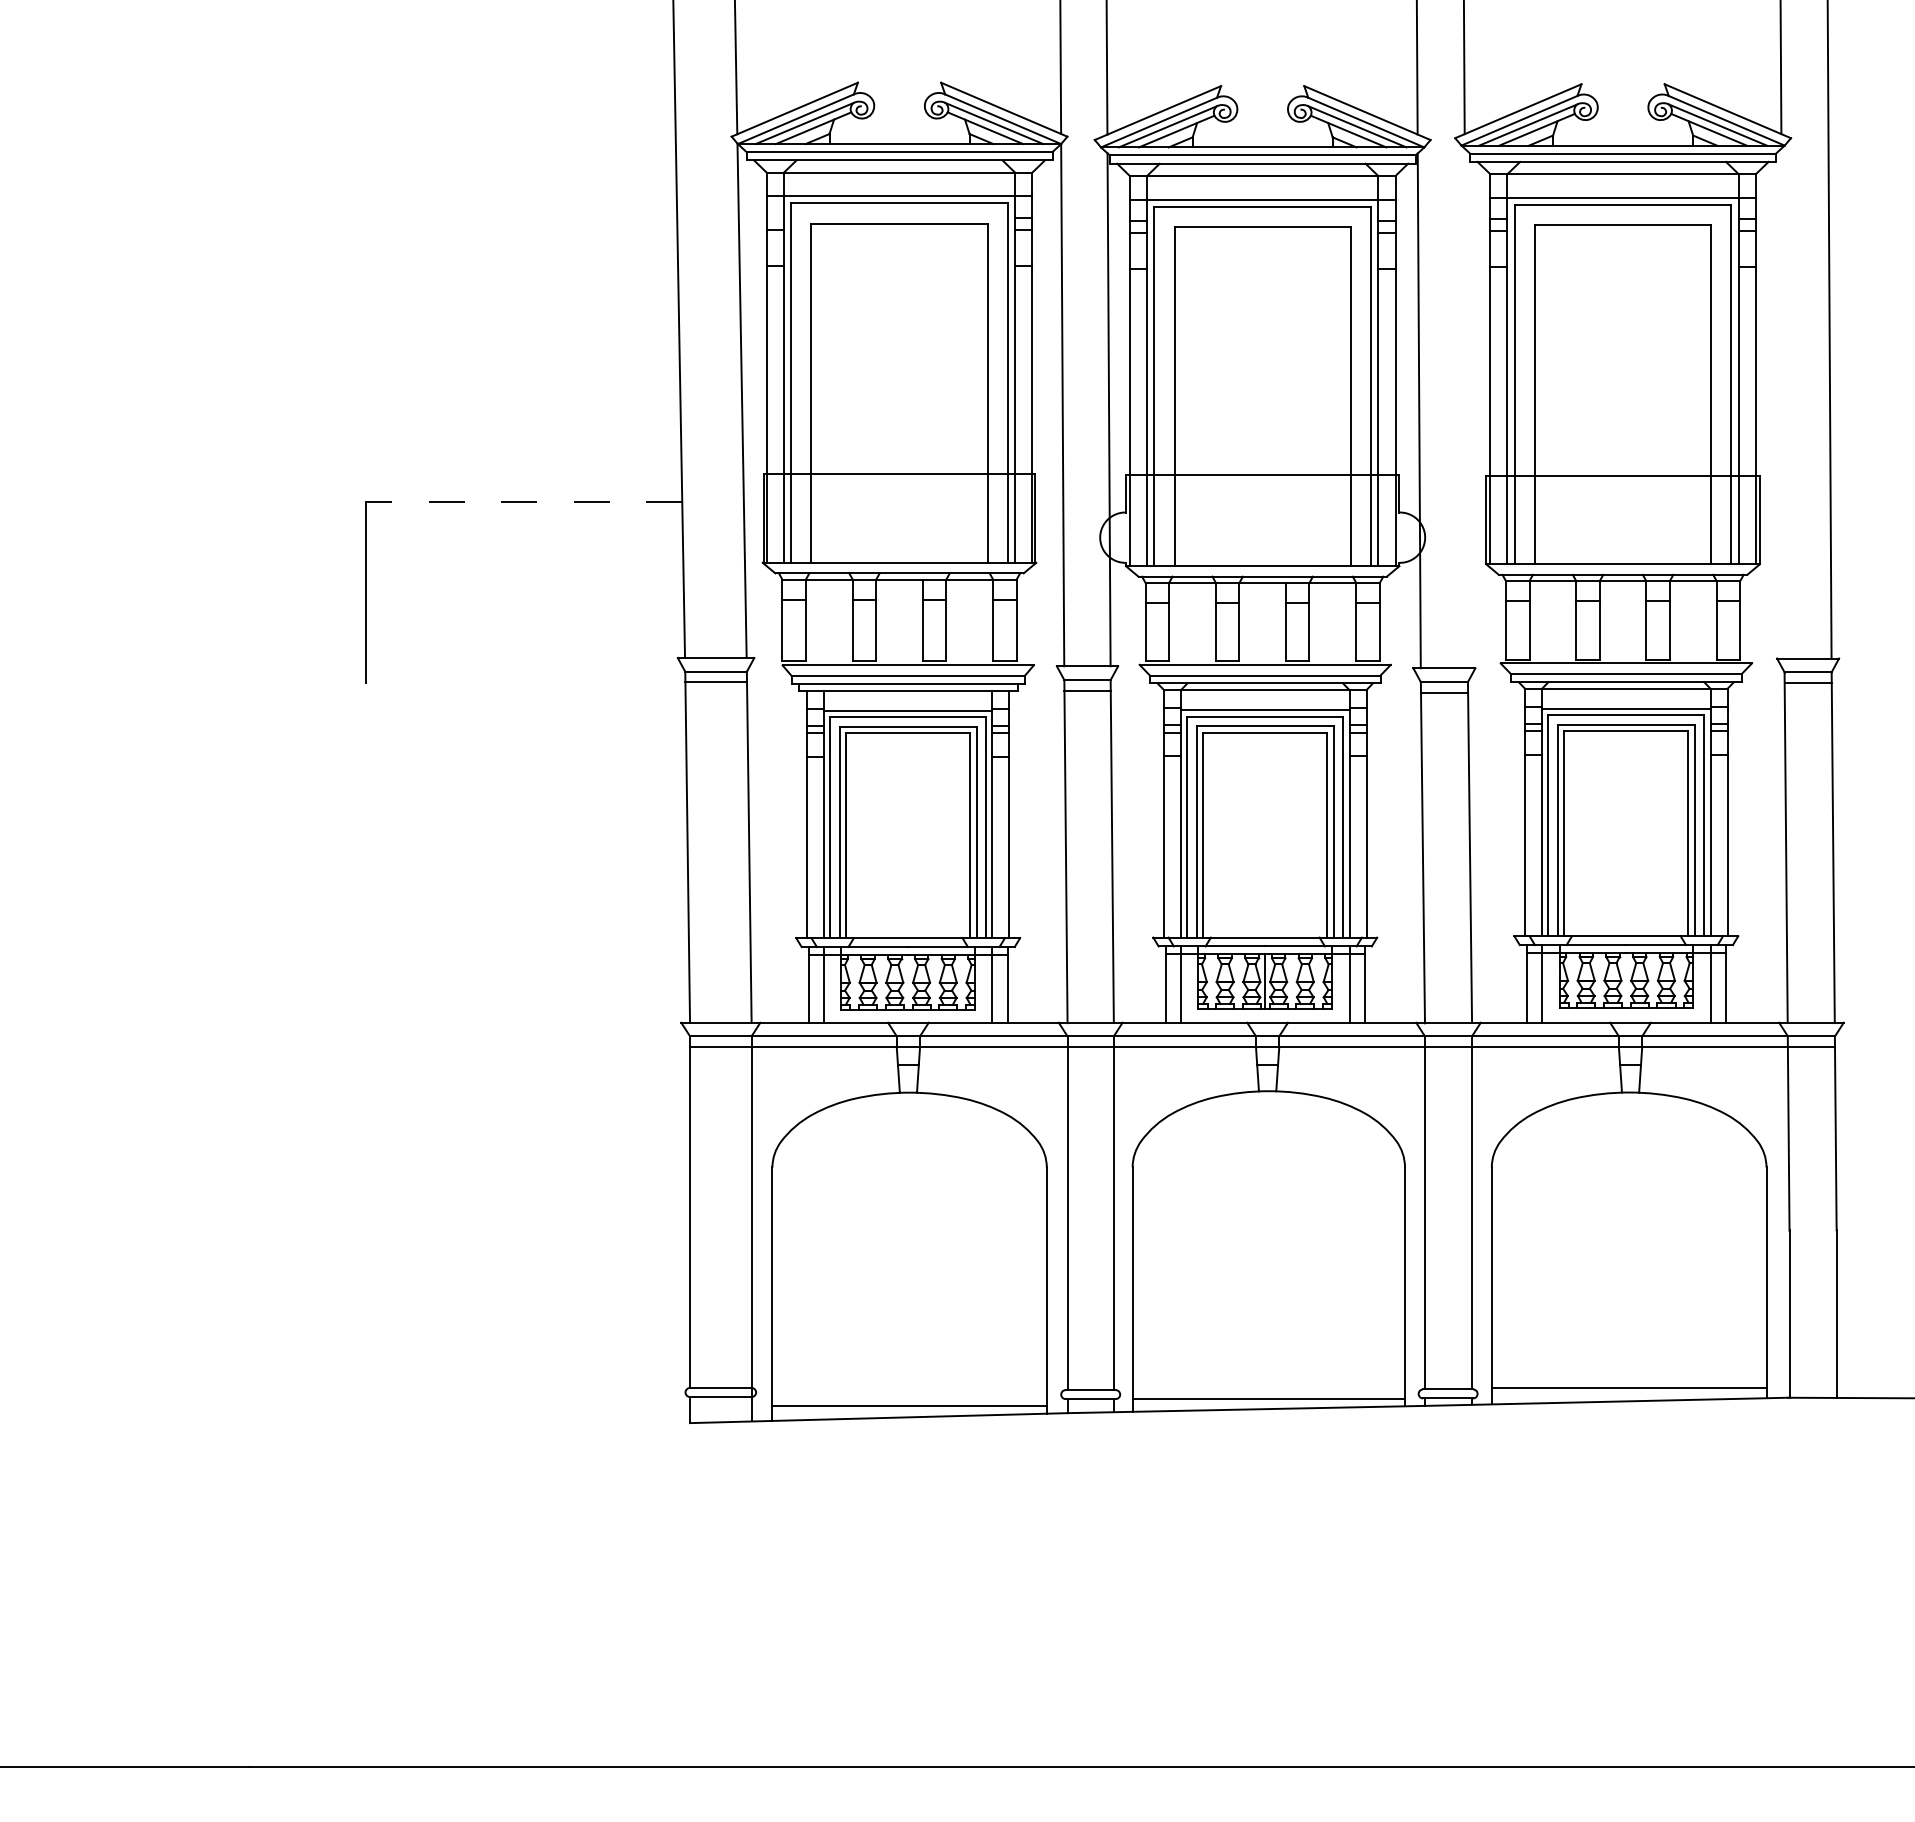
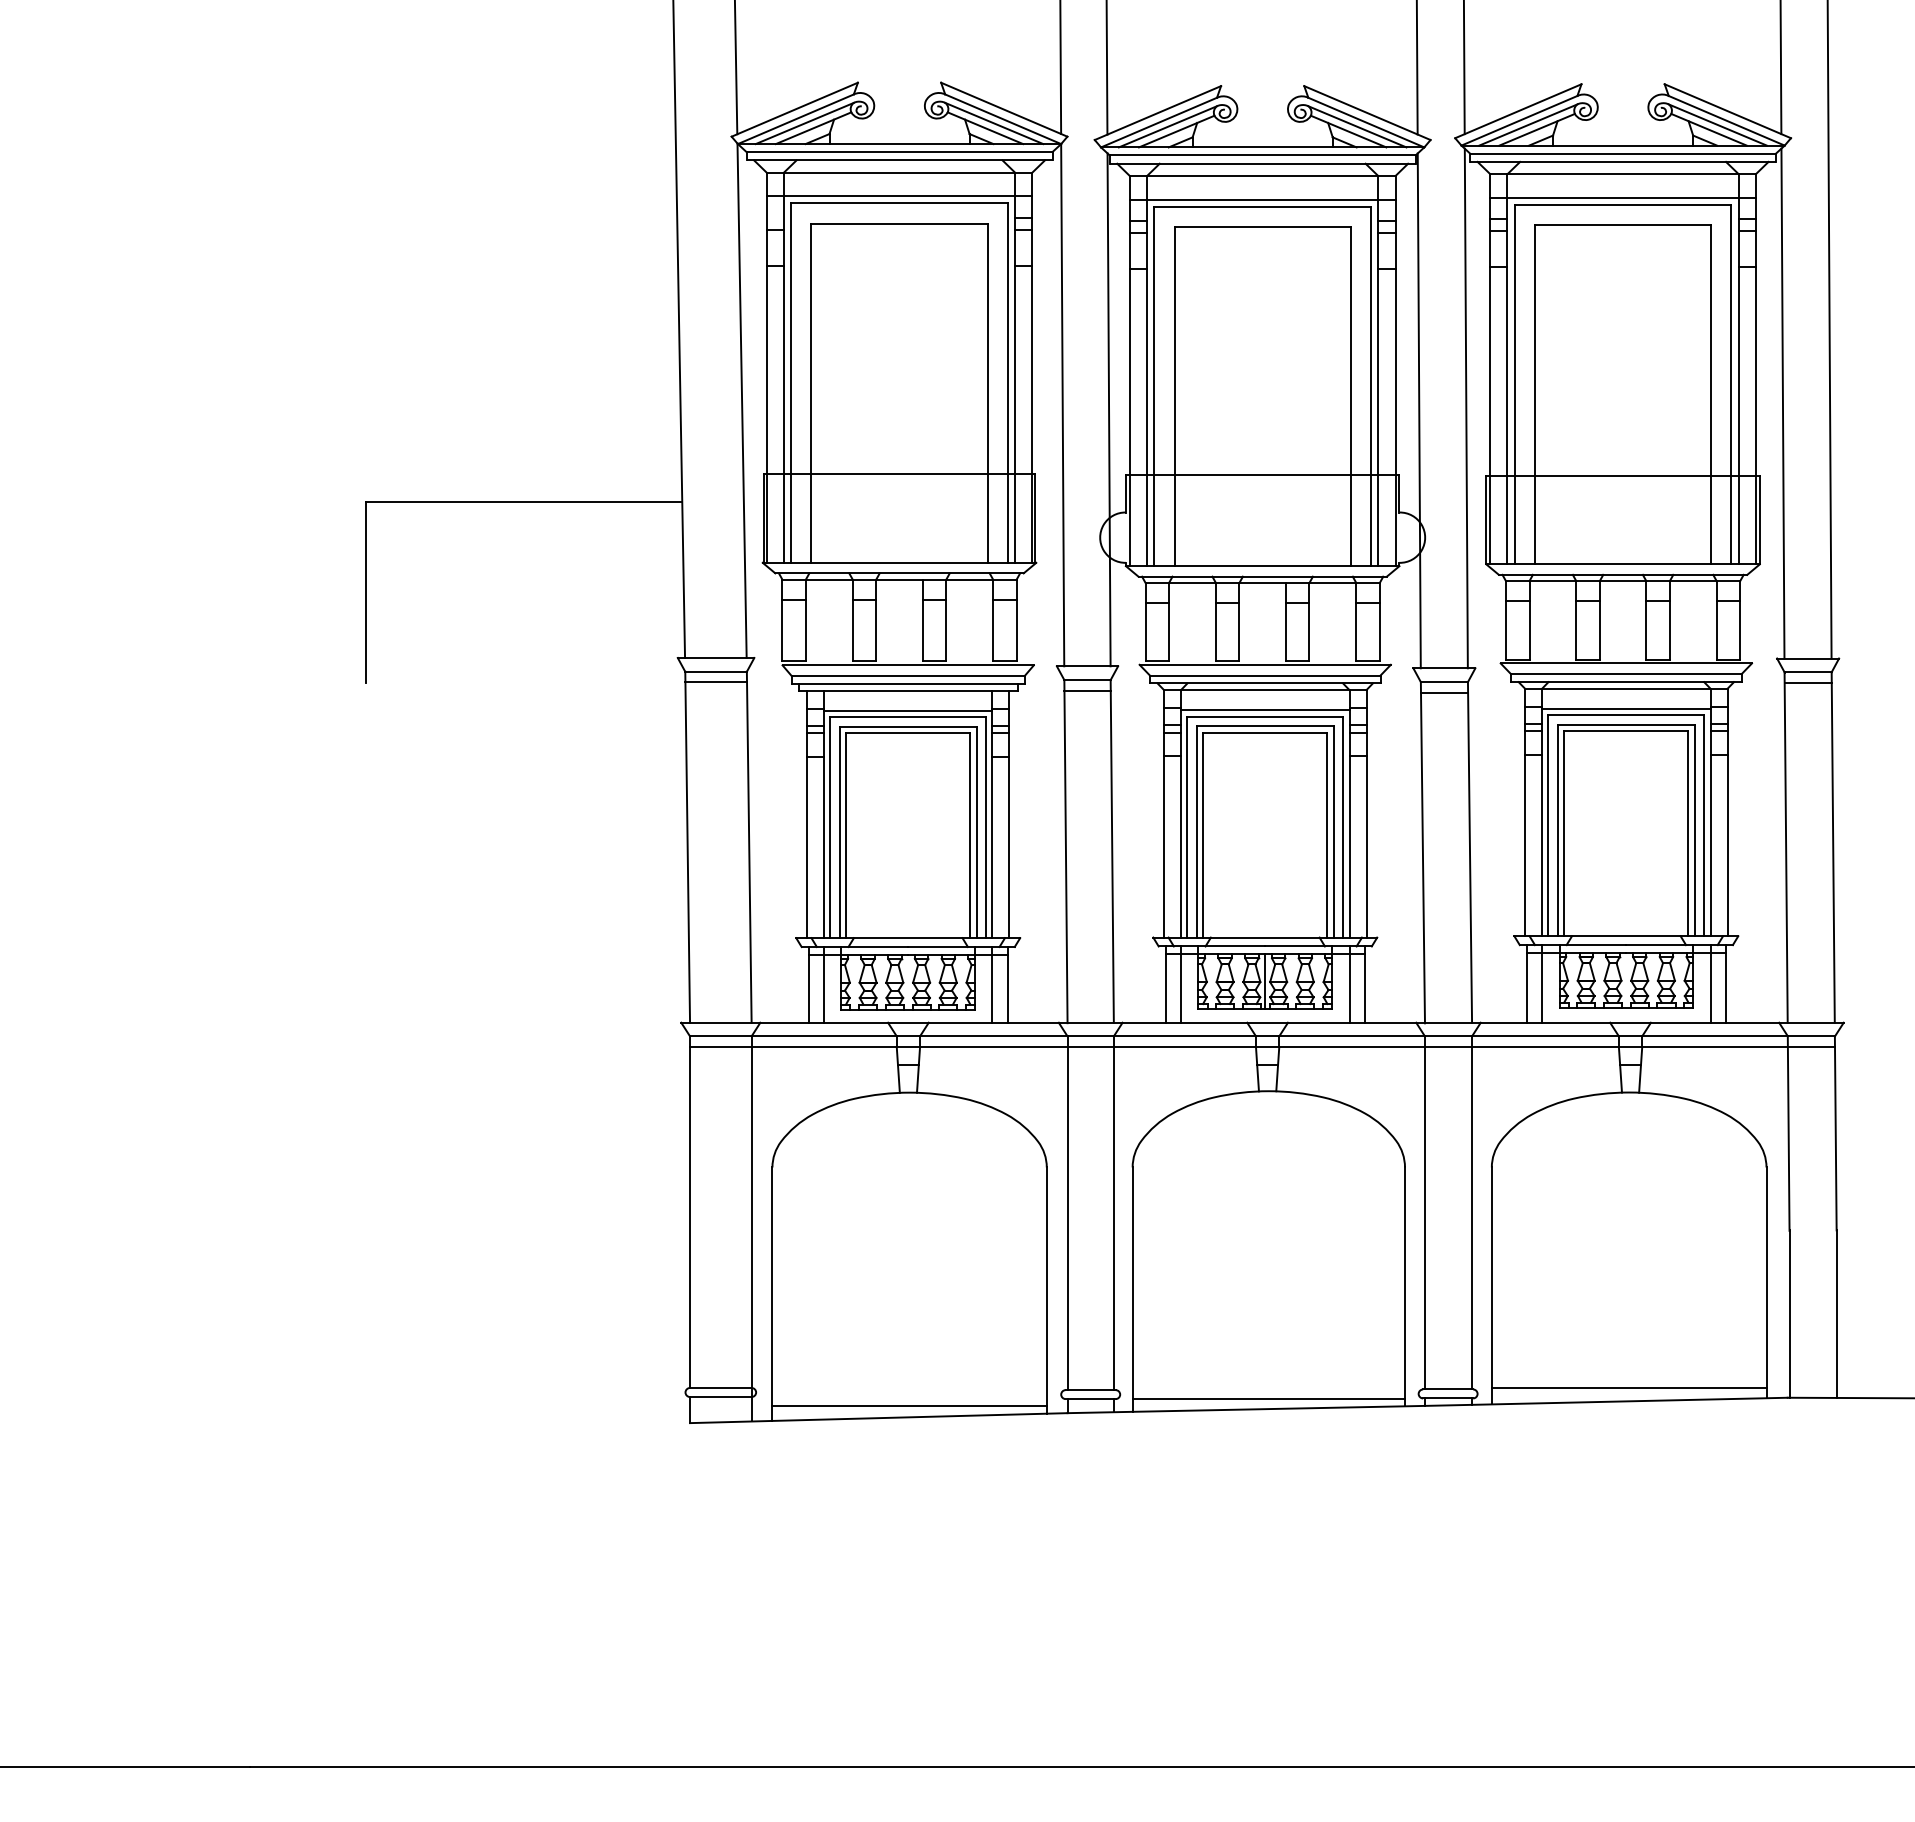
line: none -> present (1782, 403)
line: none -> present (1465, 408)
line: dashed -> solid (523, 502)
